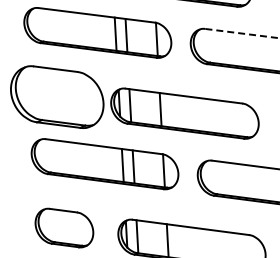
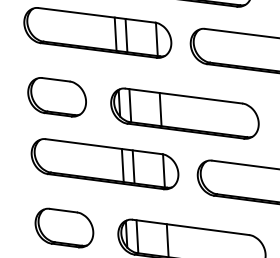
line: dashed -> solid (242, 33)
part size: 95x64 px -> 60x41 px (56, 97)
